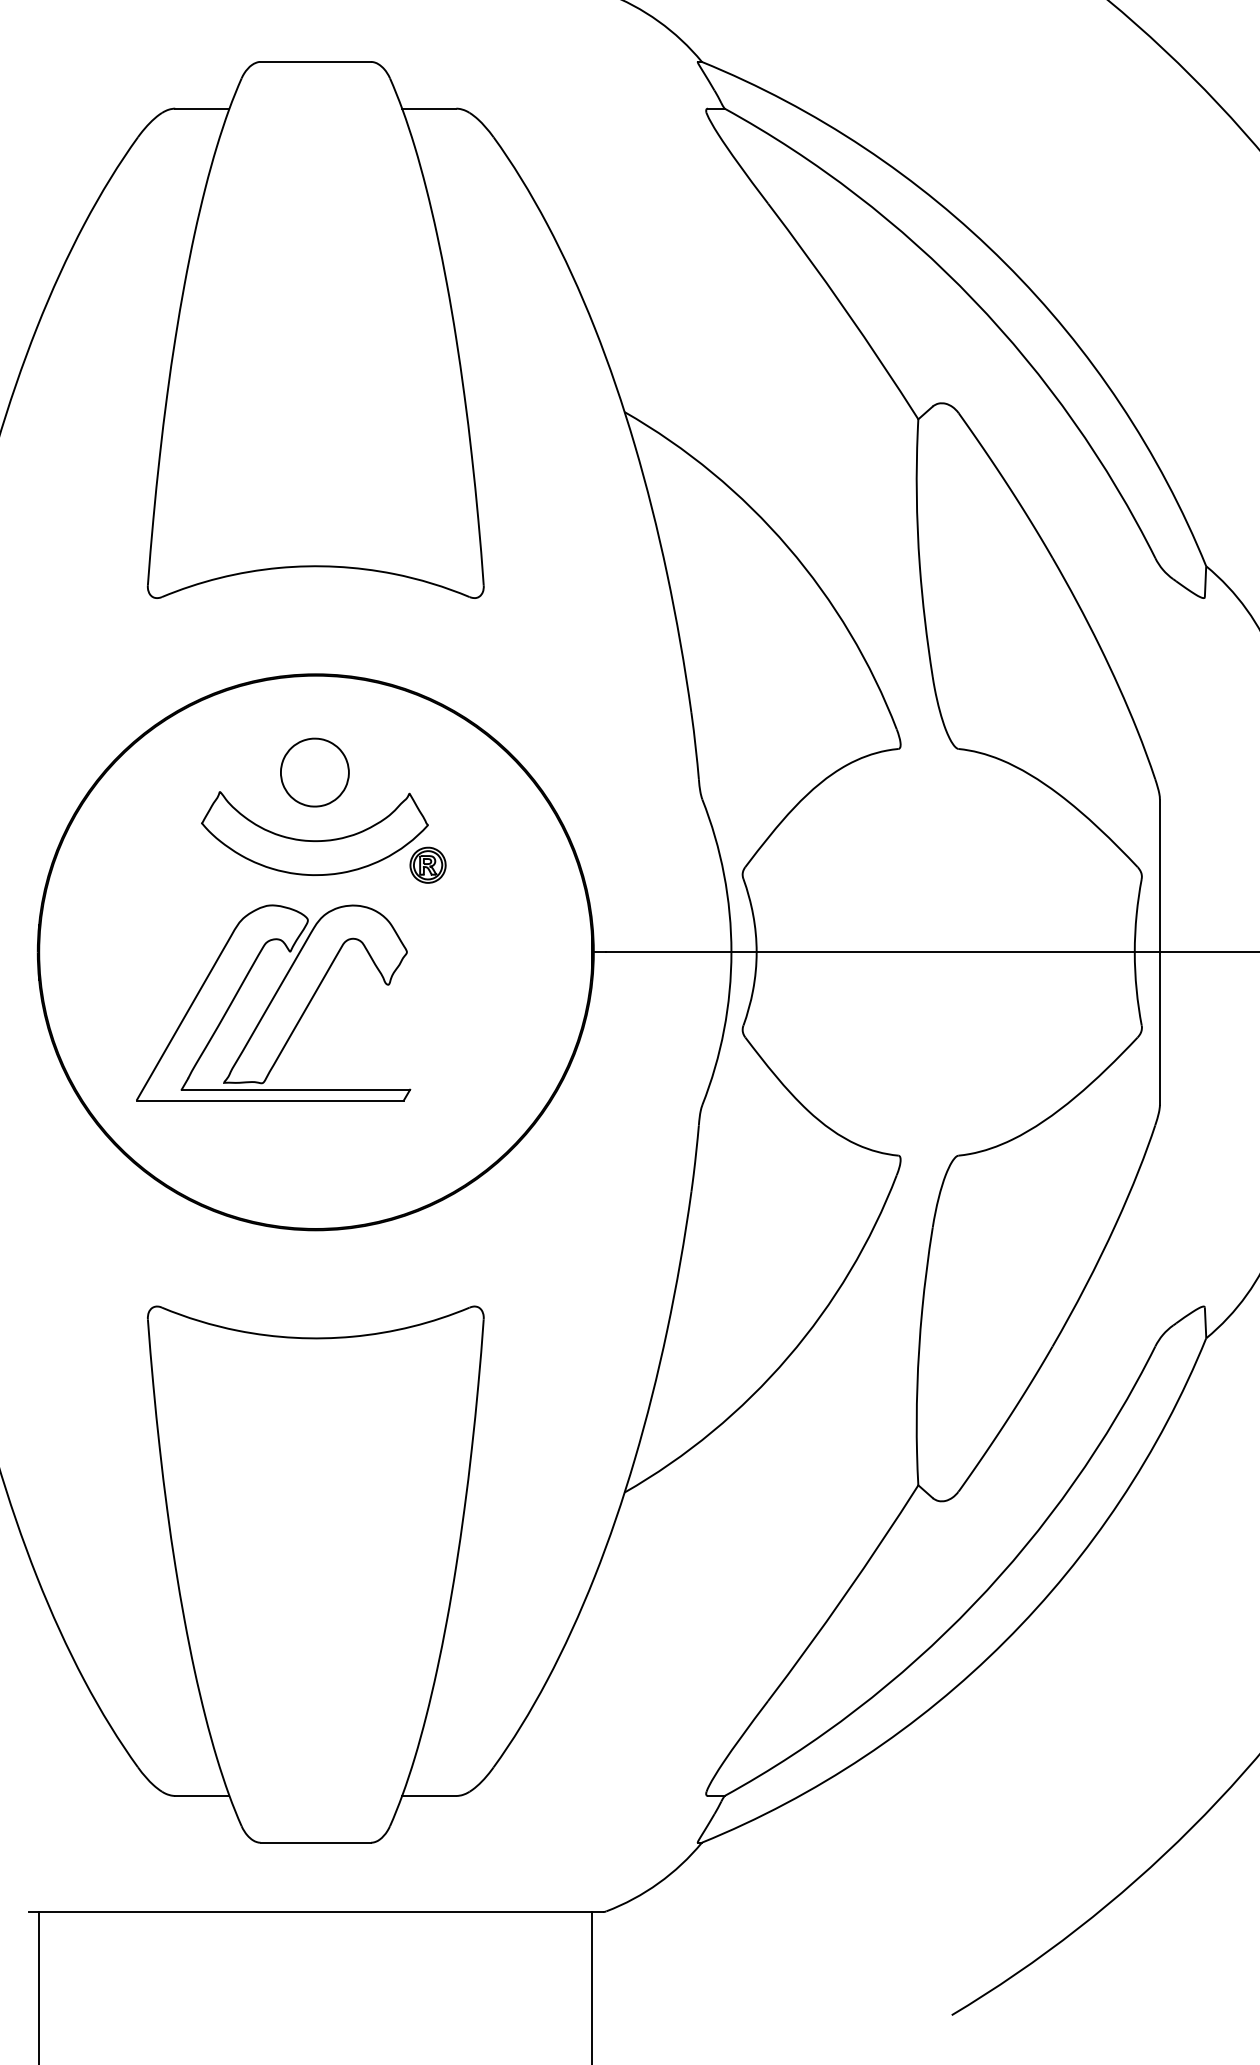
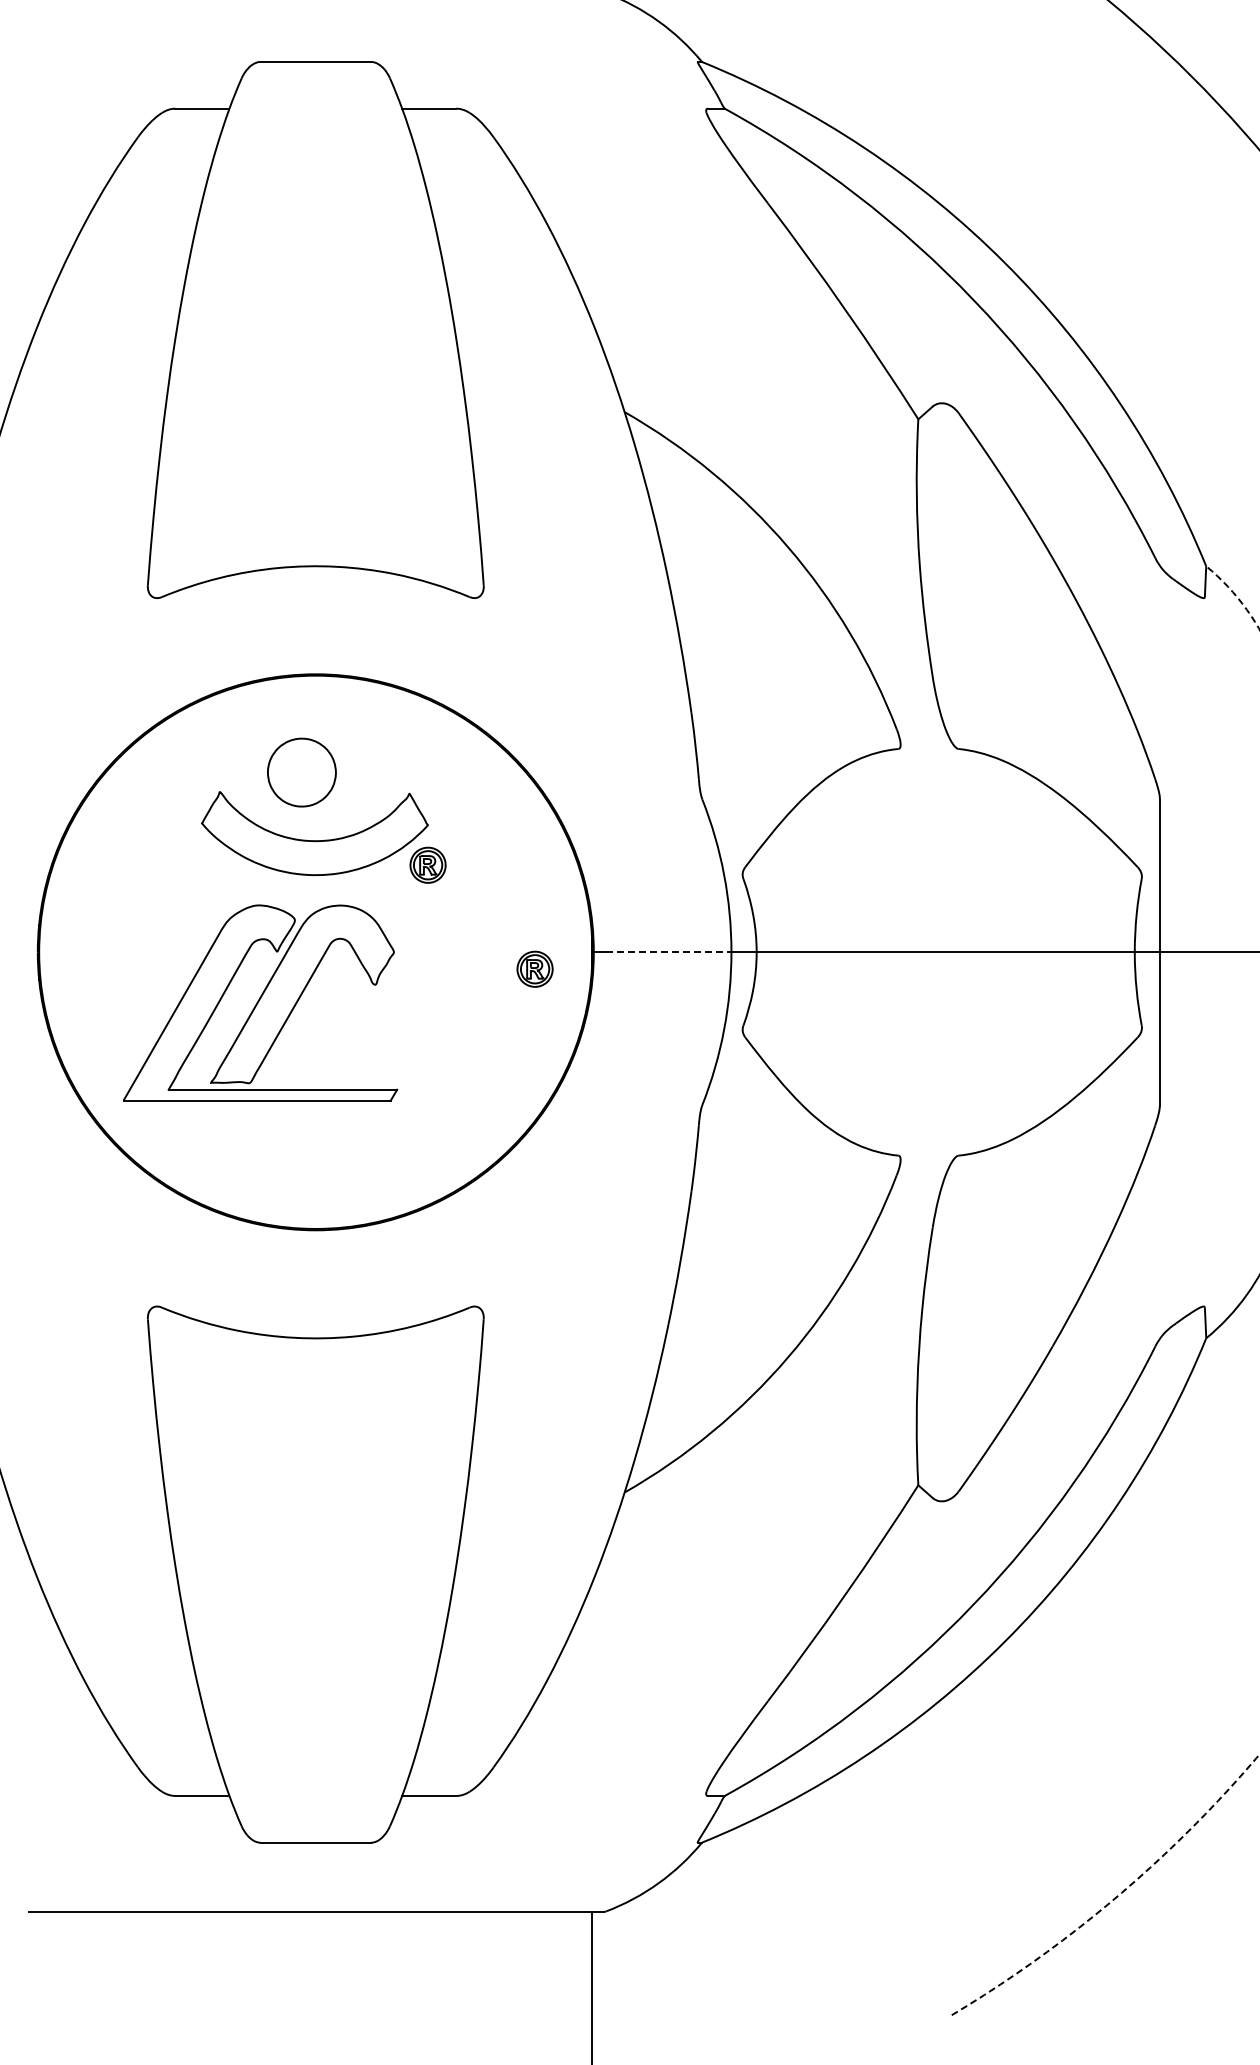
arc: solid -> dashed (1235, 595)
part position: (314, 772) -> (301, 772) (301, 772)
line: solid -> dashed (668, 952)
part: none -> present (534, 968)
part position: (273, 1002) -> (260, 1002) (260, 1002)
arc: solid -> dashed (1117, 1896)
line: present -> none (39, 1986)
